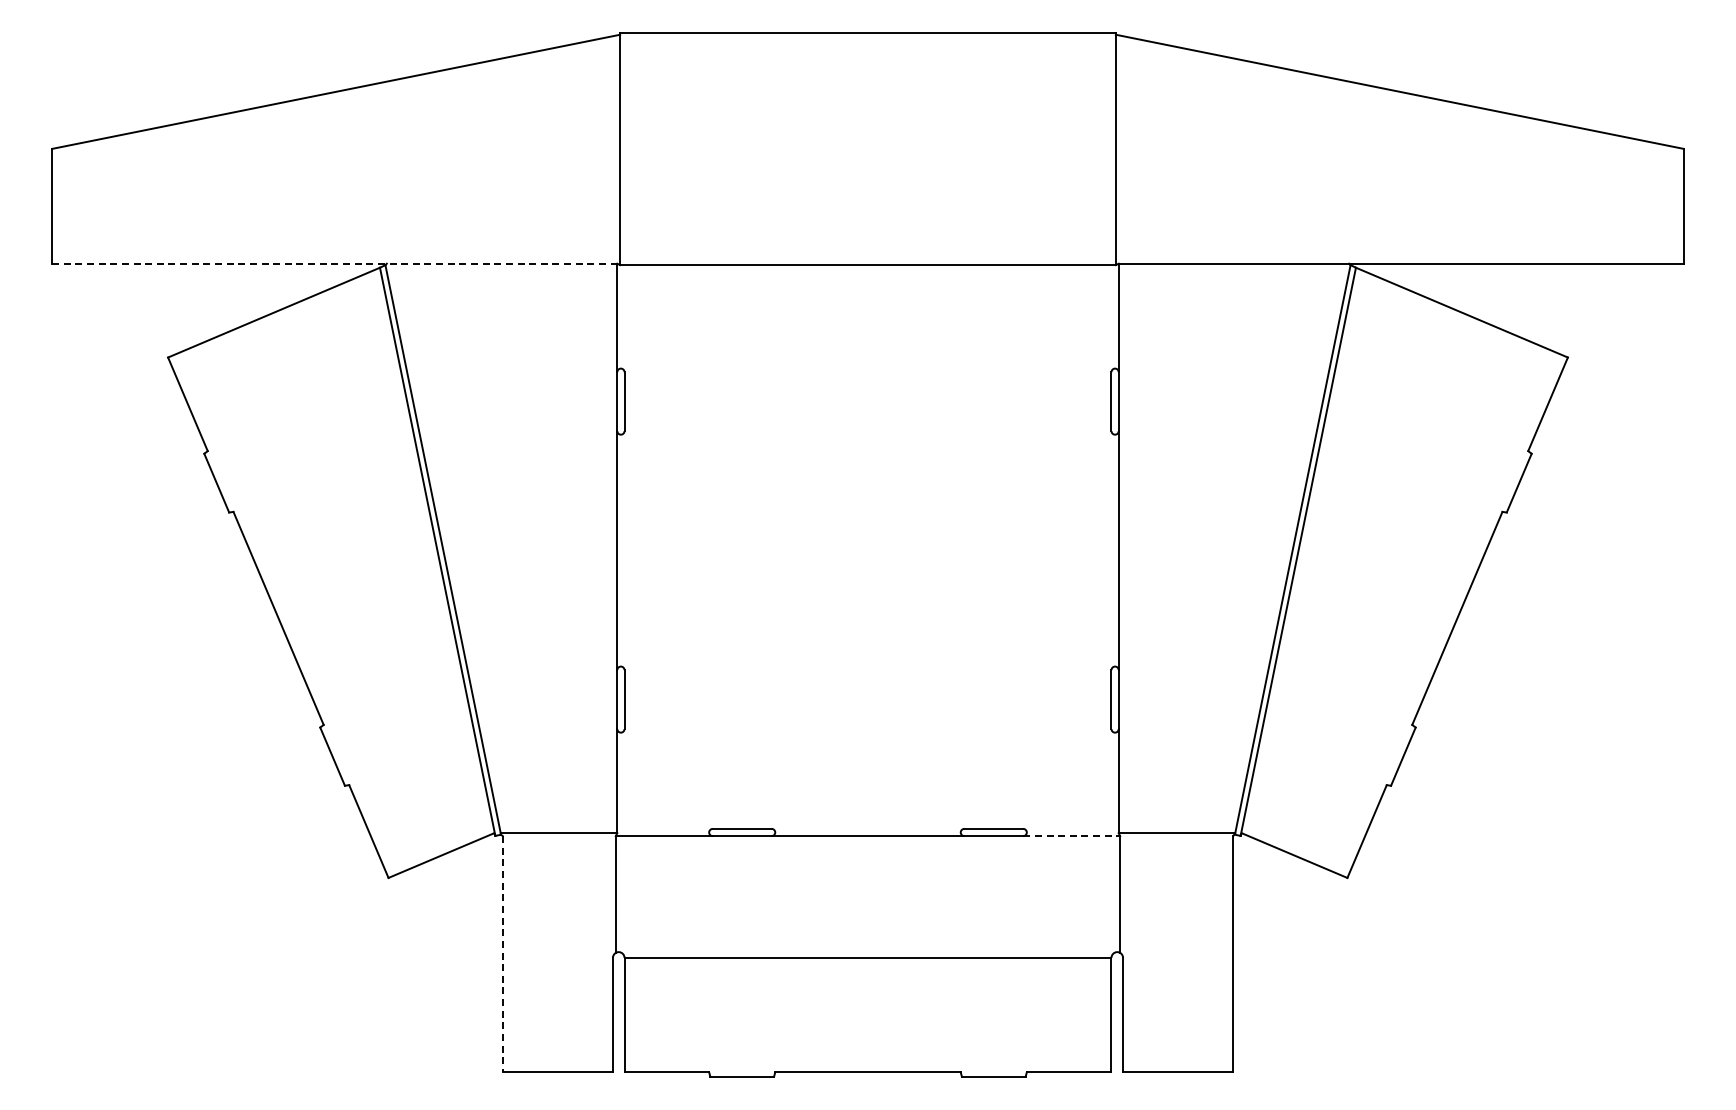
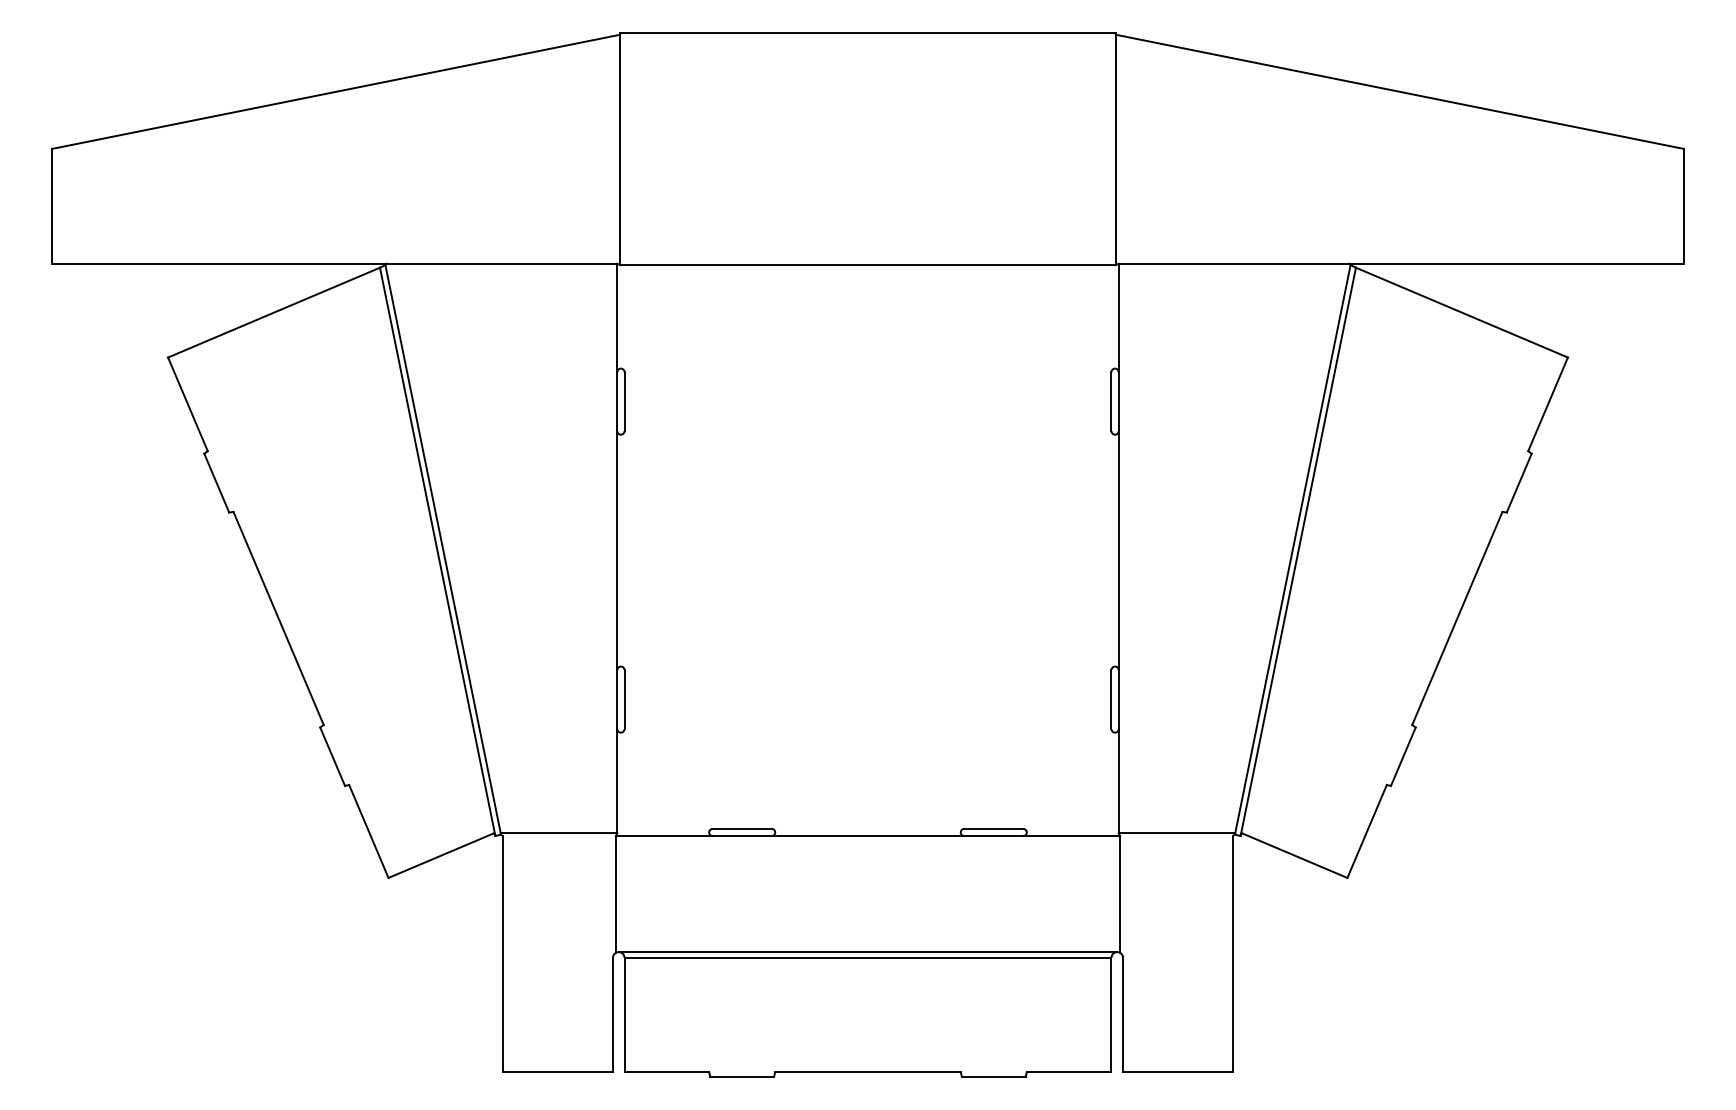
line: dashed -> solid (334, 263)
line: dashed -> solid (1072, 836)
line: none -> present (867, 952)
line: dashed -> solid (502, 954)
